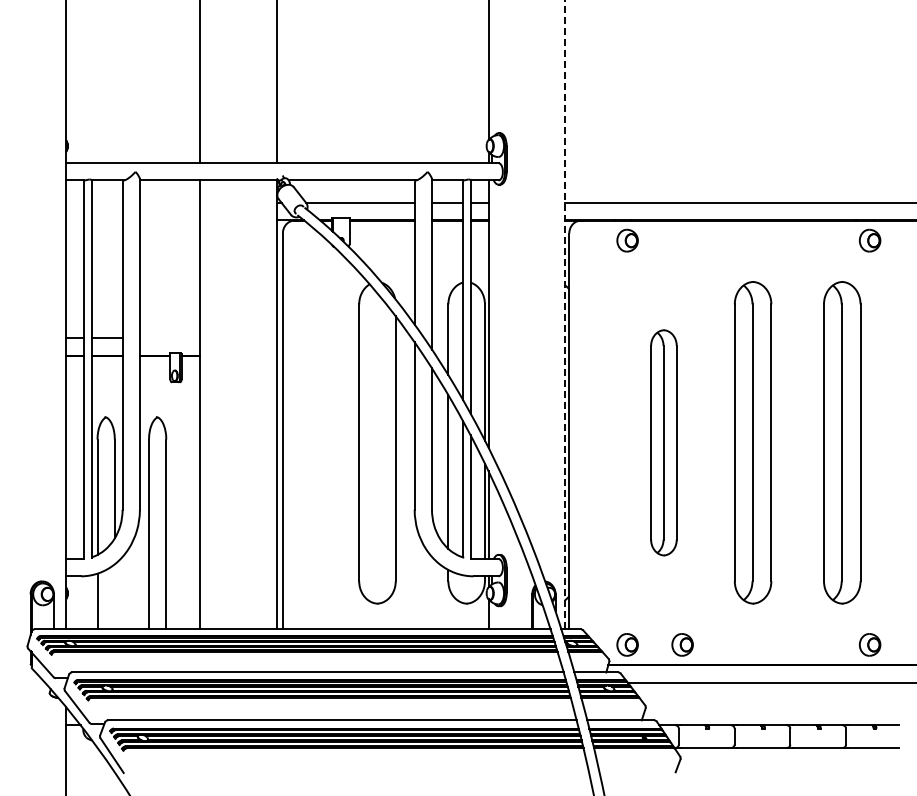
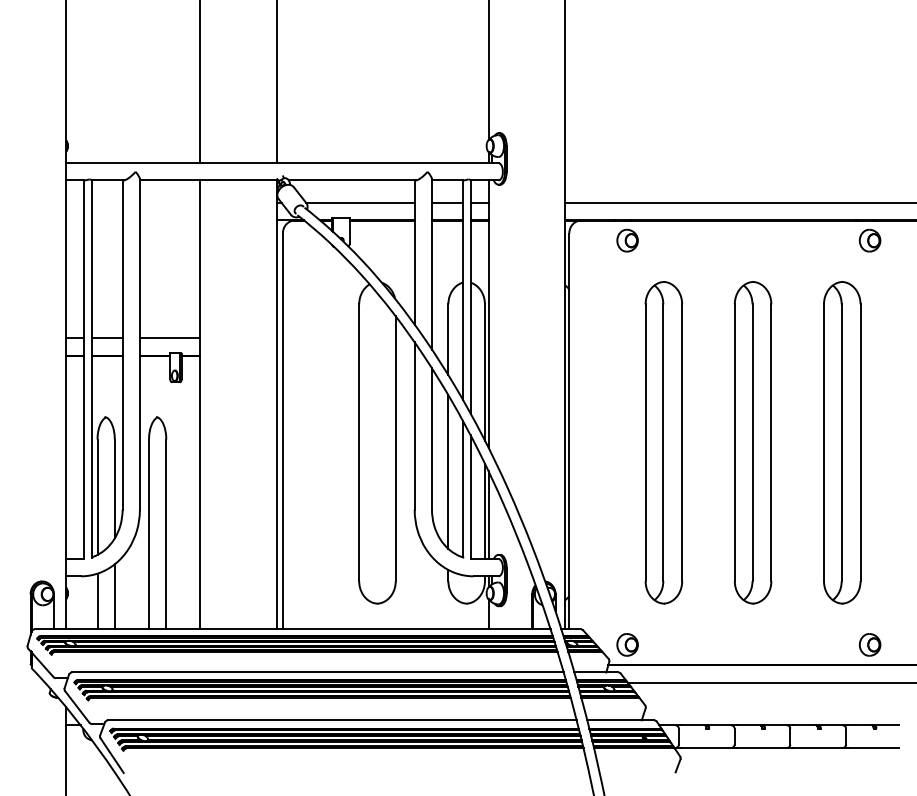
line: dashed -> solid (564, 314)
line: none -> present (169, 338)
part size: 28x228 px -> 40x324 px (663, 442)
line: none -> present (114, 596)
part: present -> none (682, 644)
